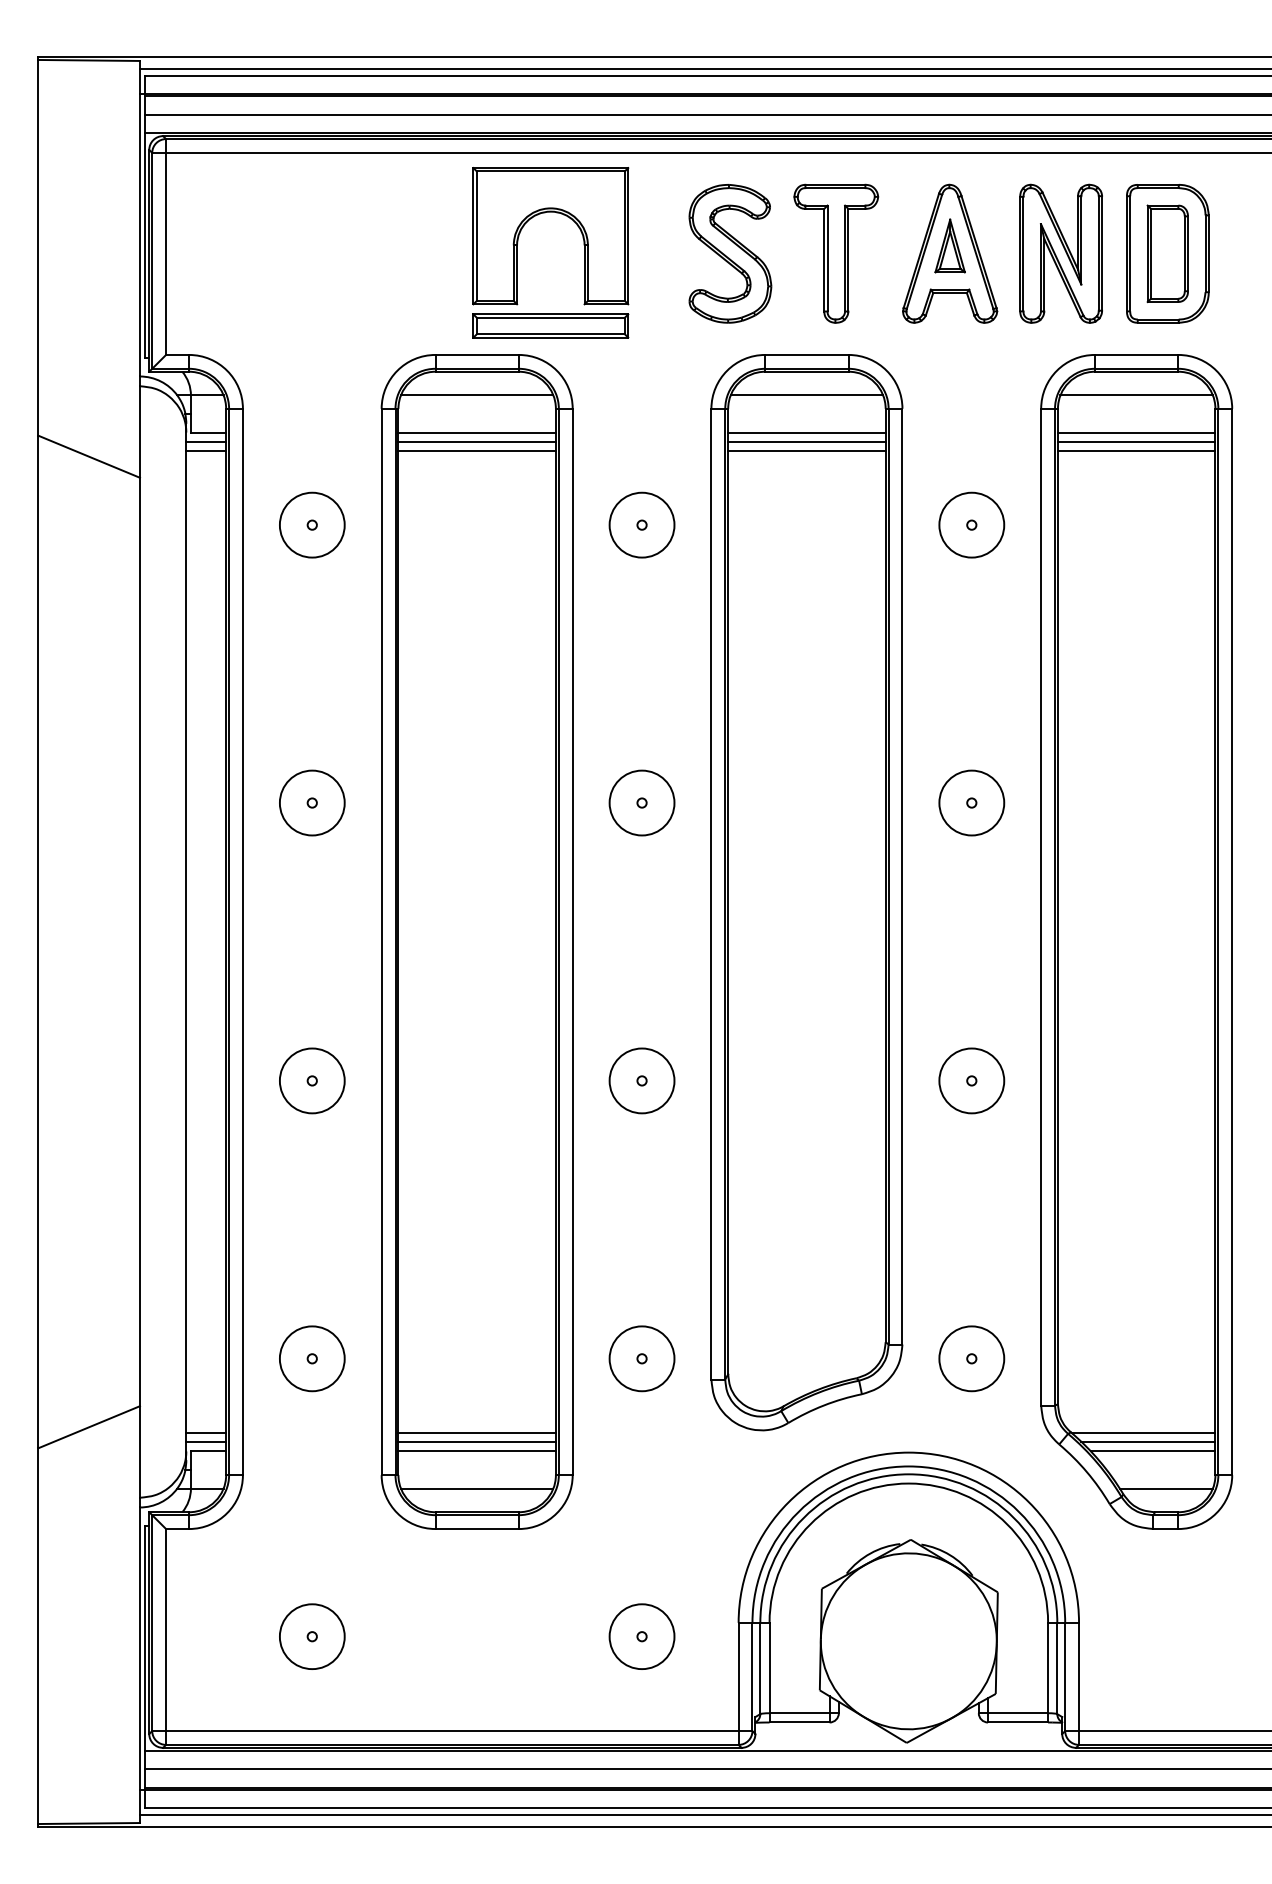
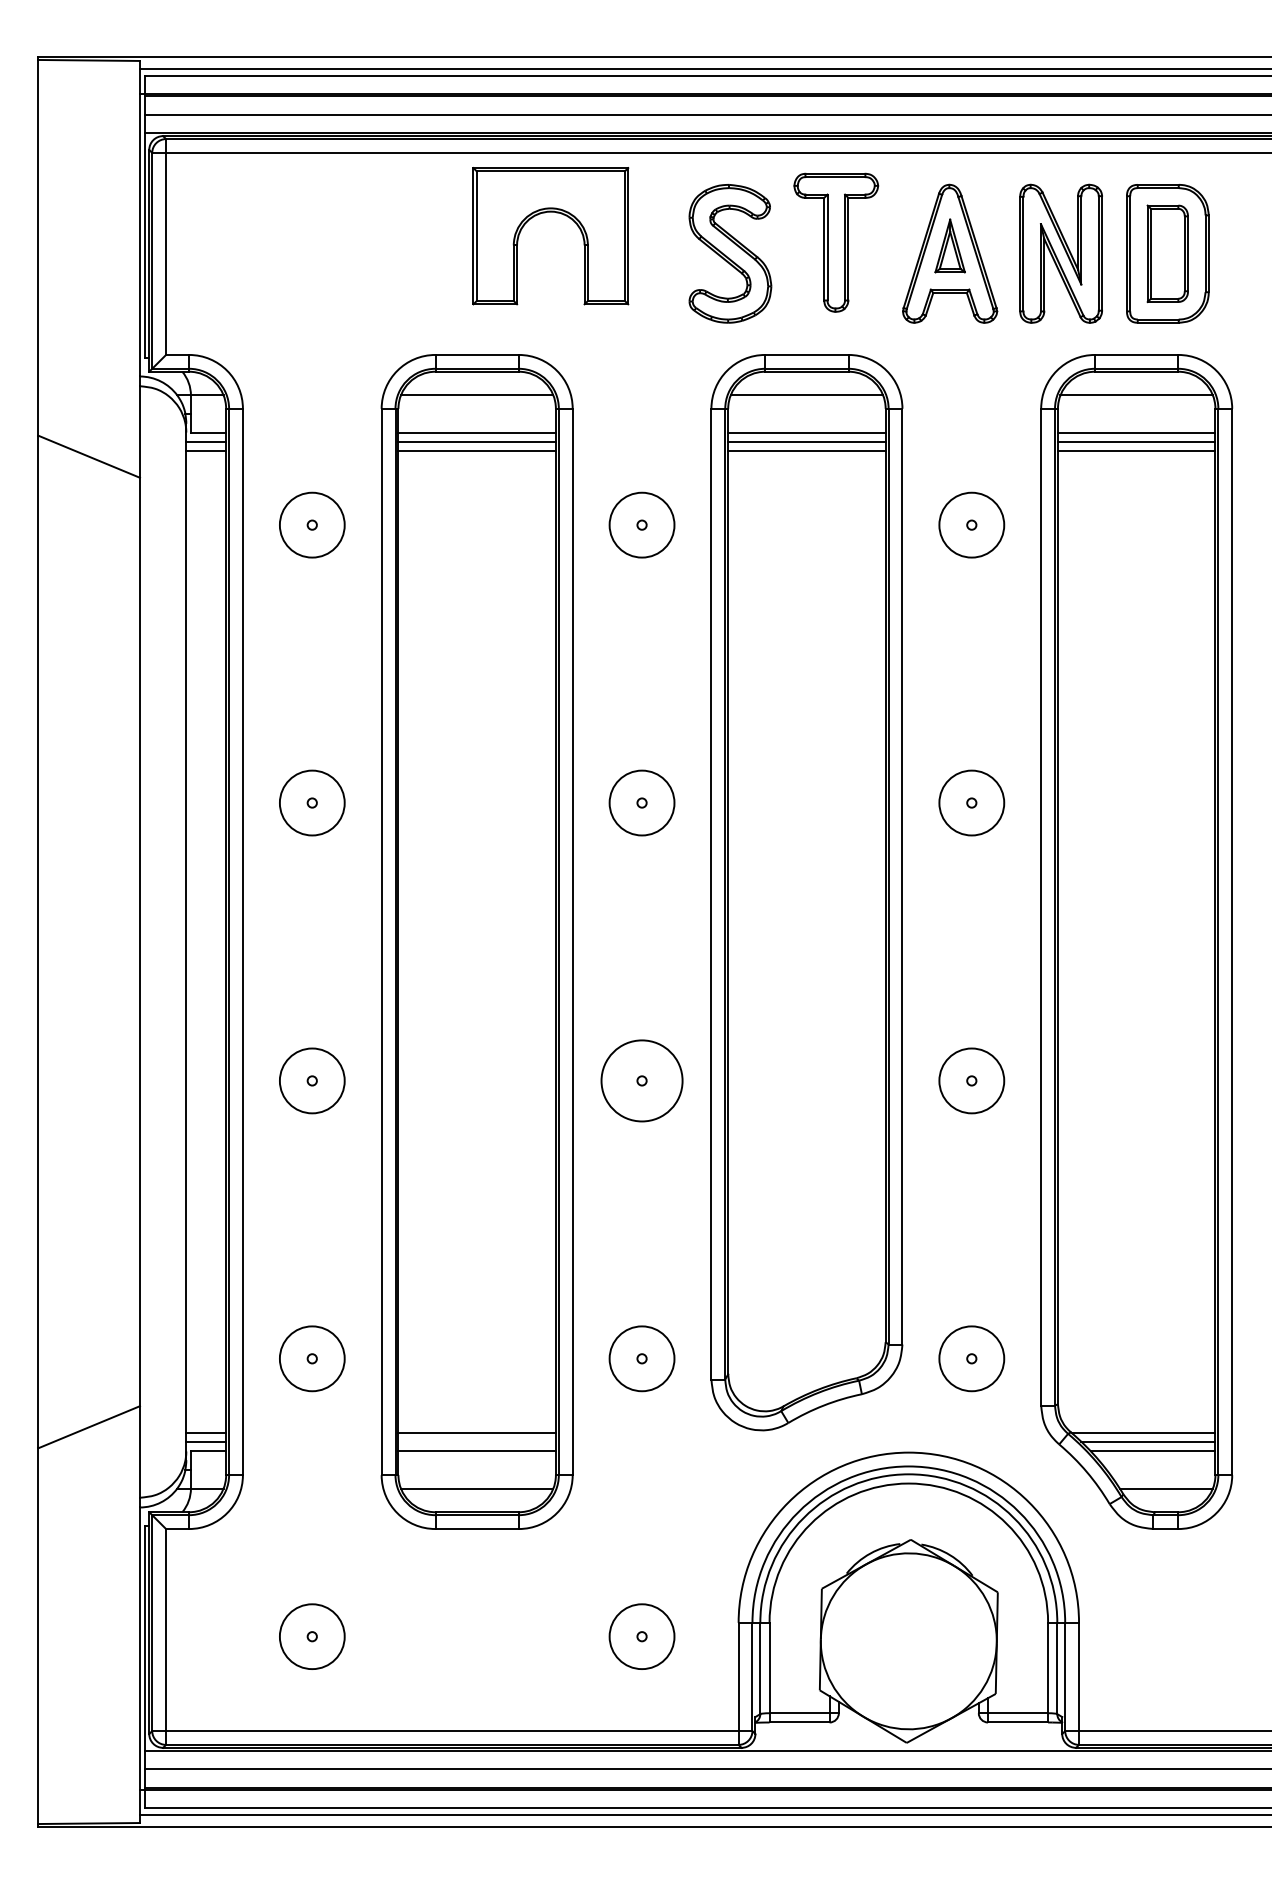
part position: (836, 253) -> (836, 242) (836, 242)
part: present -> none (550, 325)
circle diameter: 65 px -> 81 px (641, 1080)
line: present -> none (476, 1441)
